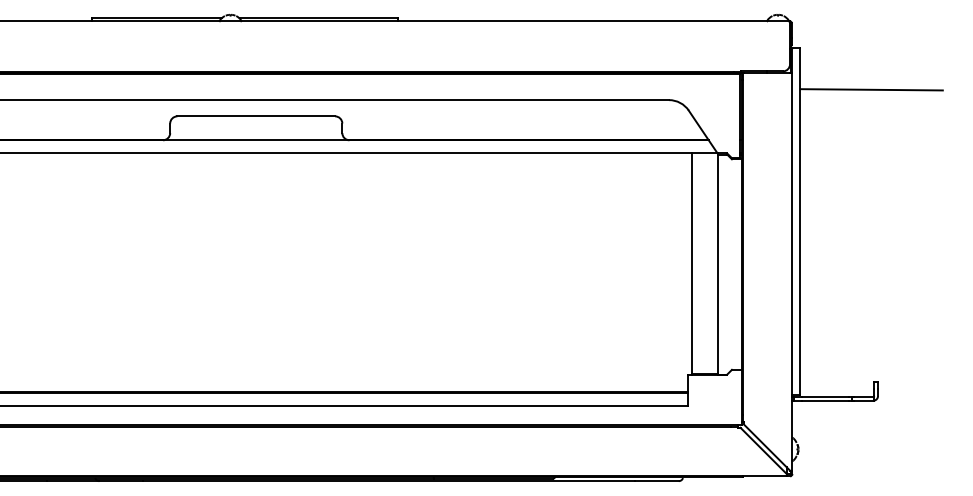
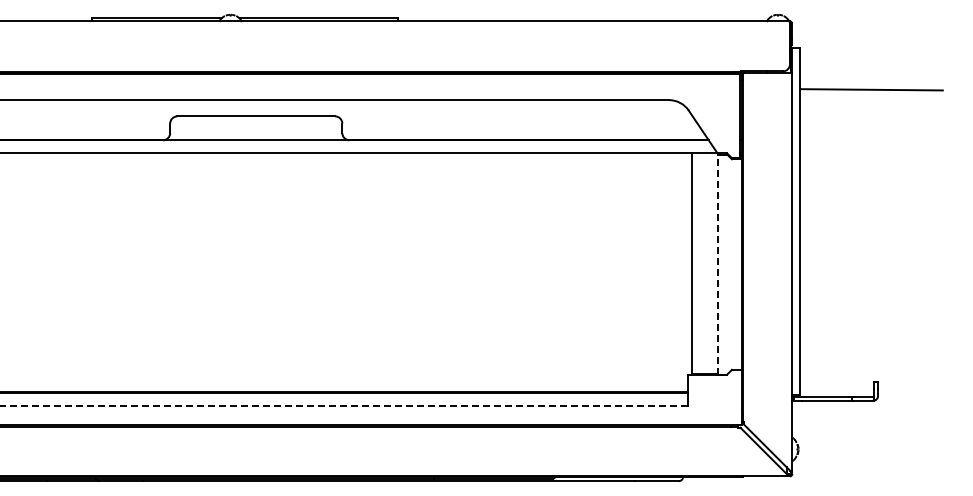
line: solid -> dashed (717, 264)
line: solid -> dashed (344, 406)
